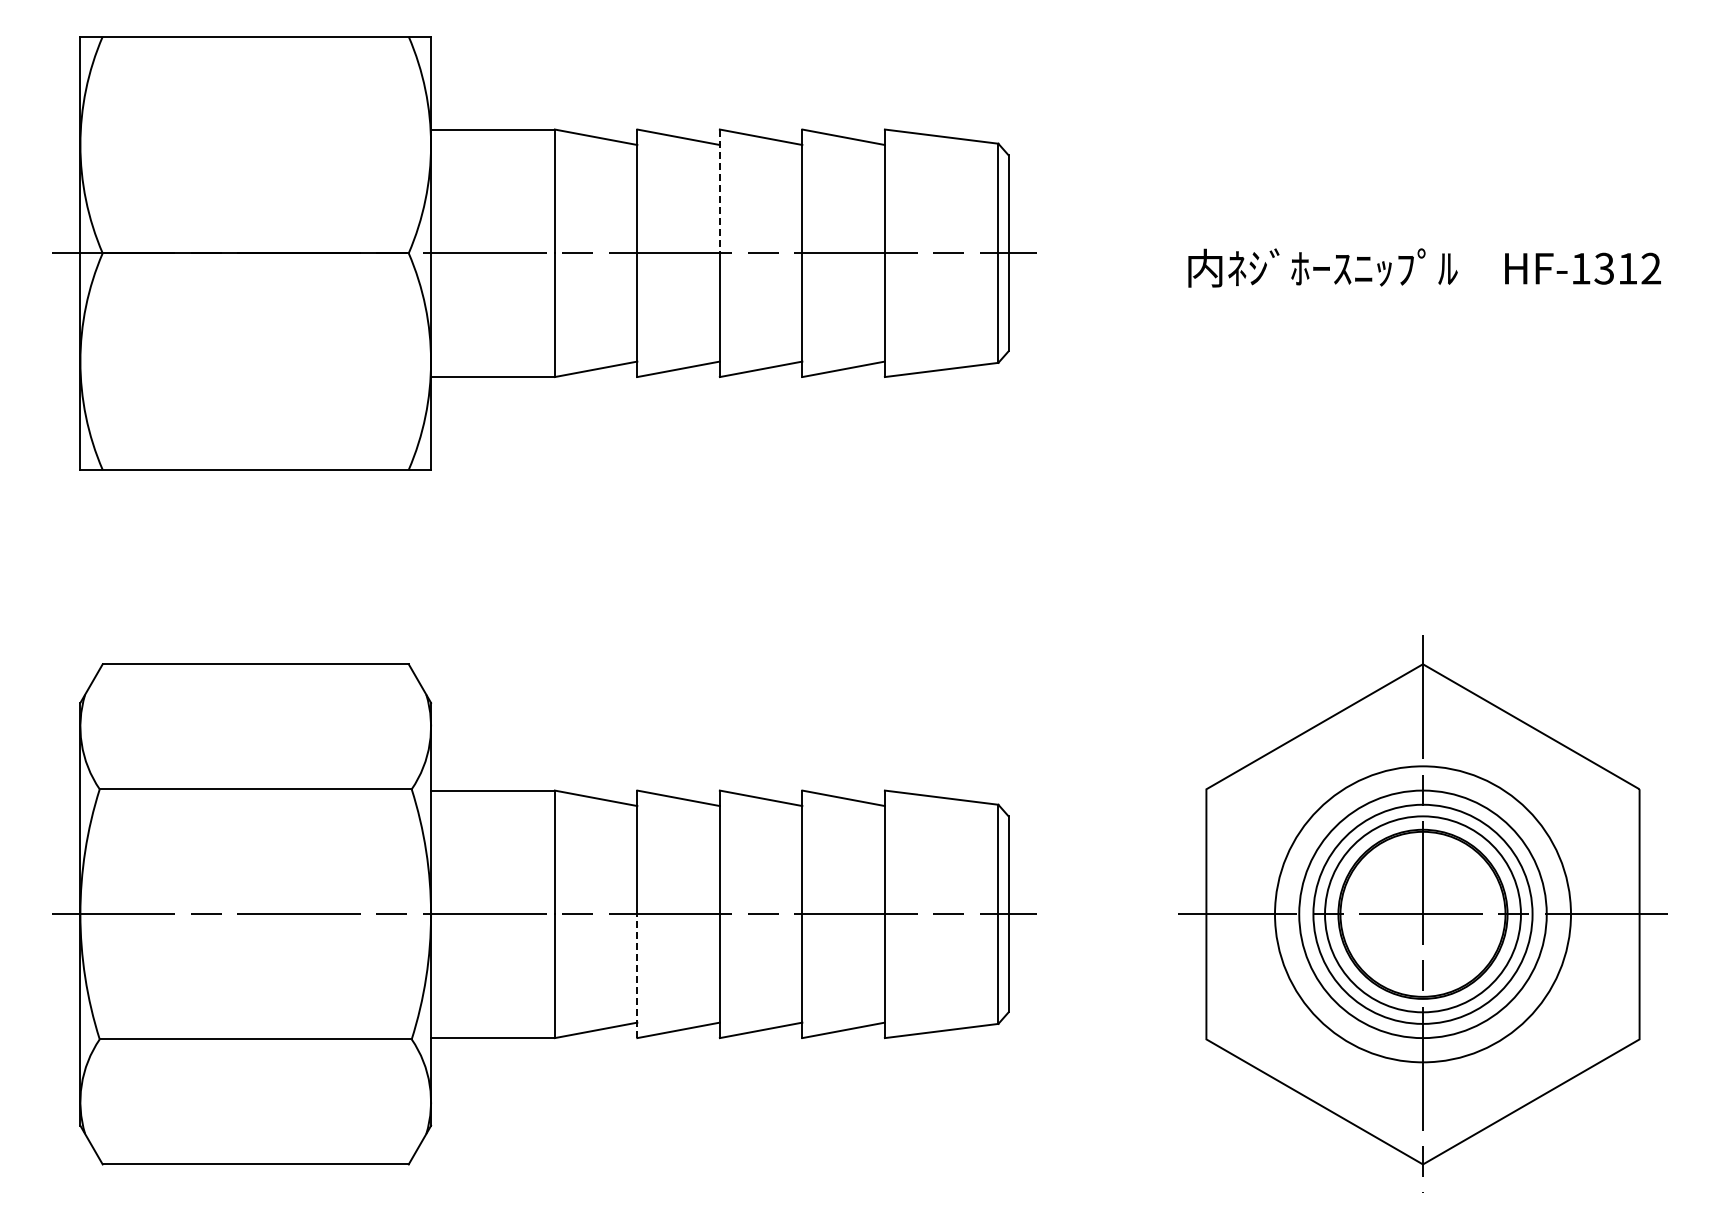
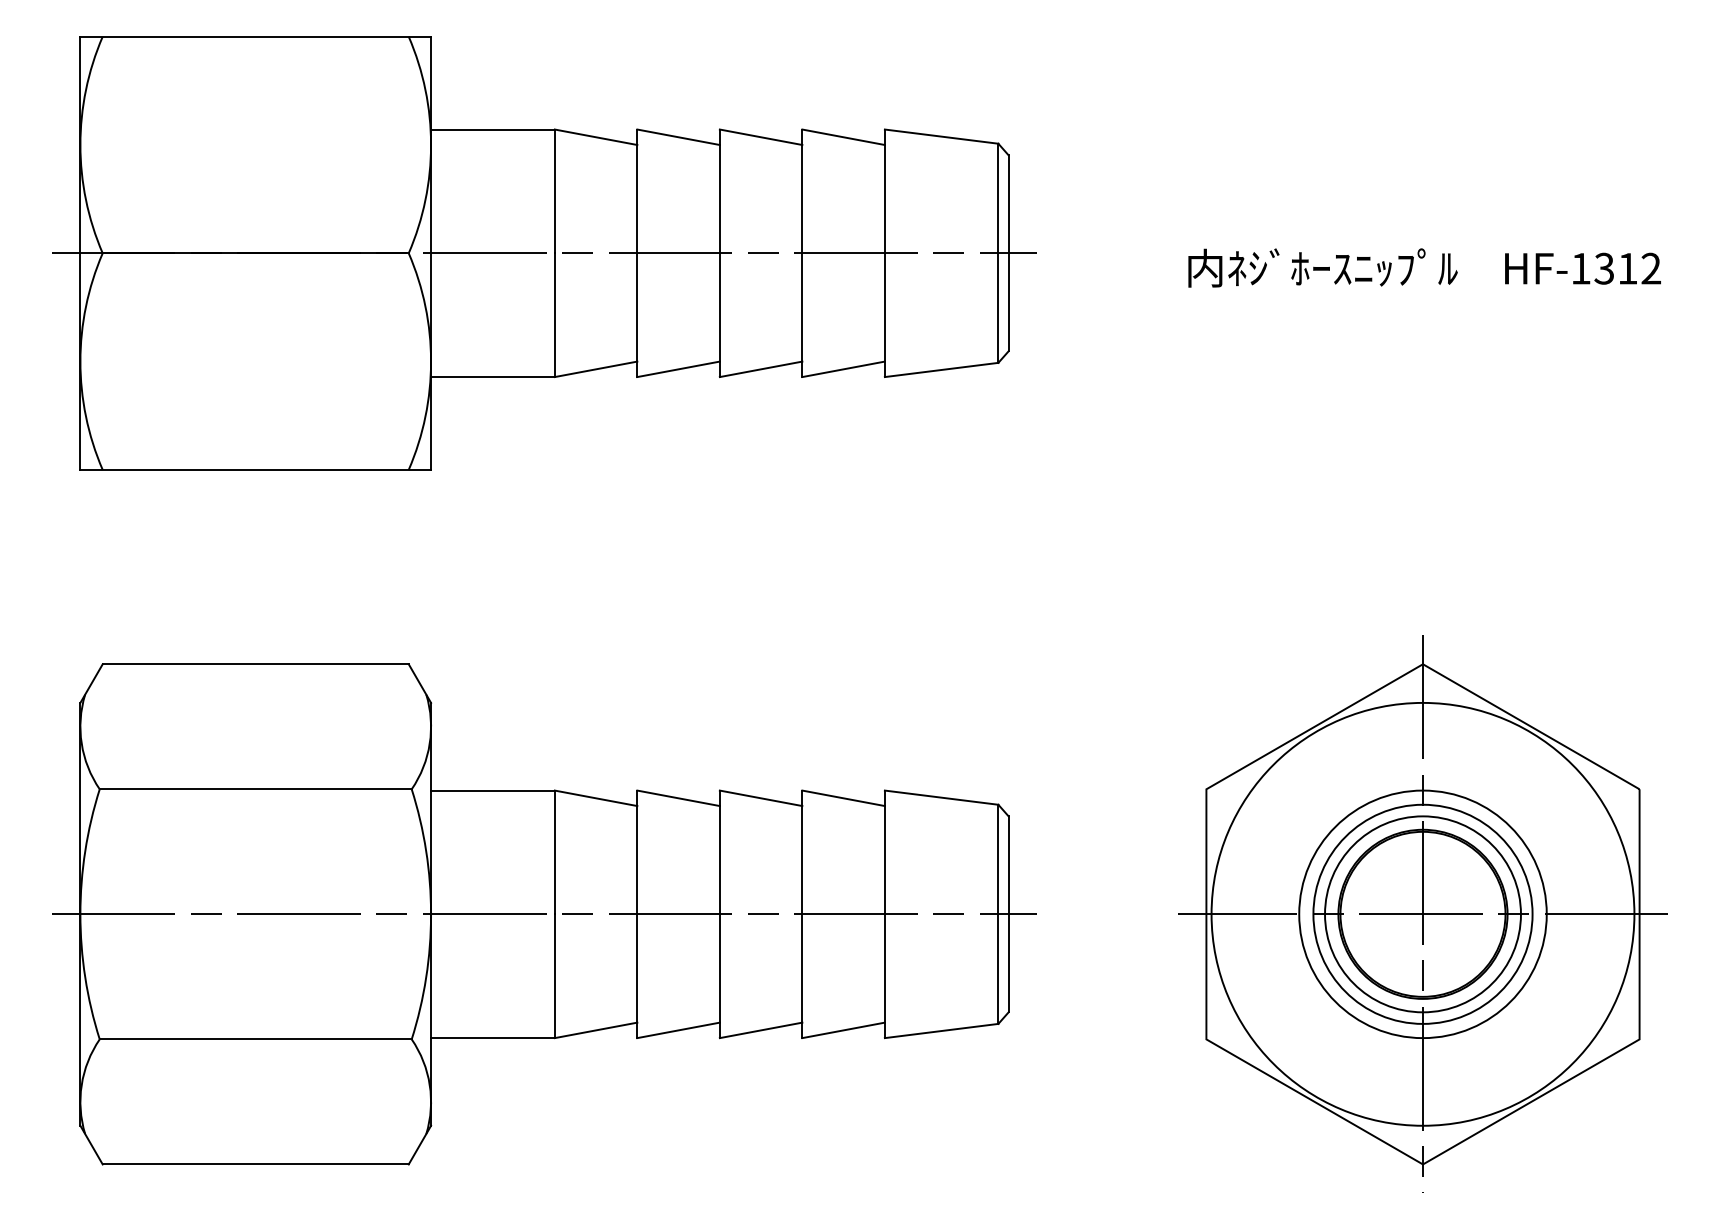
line: dashed -> solid (719, 191)
circle diameter: 296 px -> 423 px (1422, 913)
line: dashed -> solid (637, 976)
